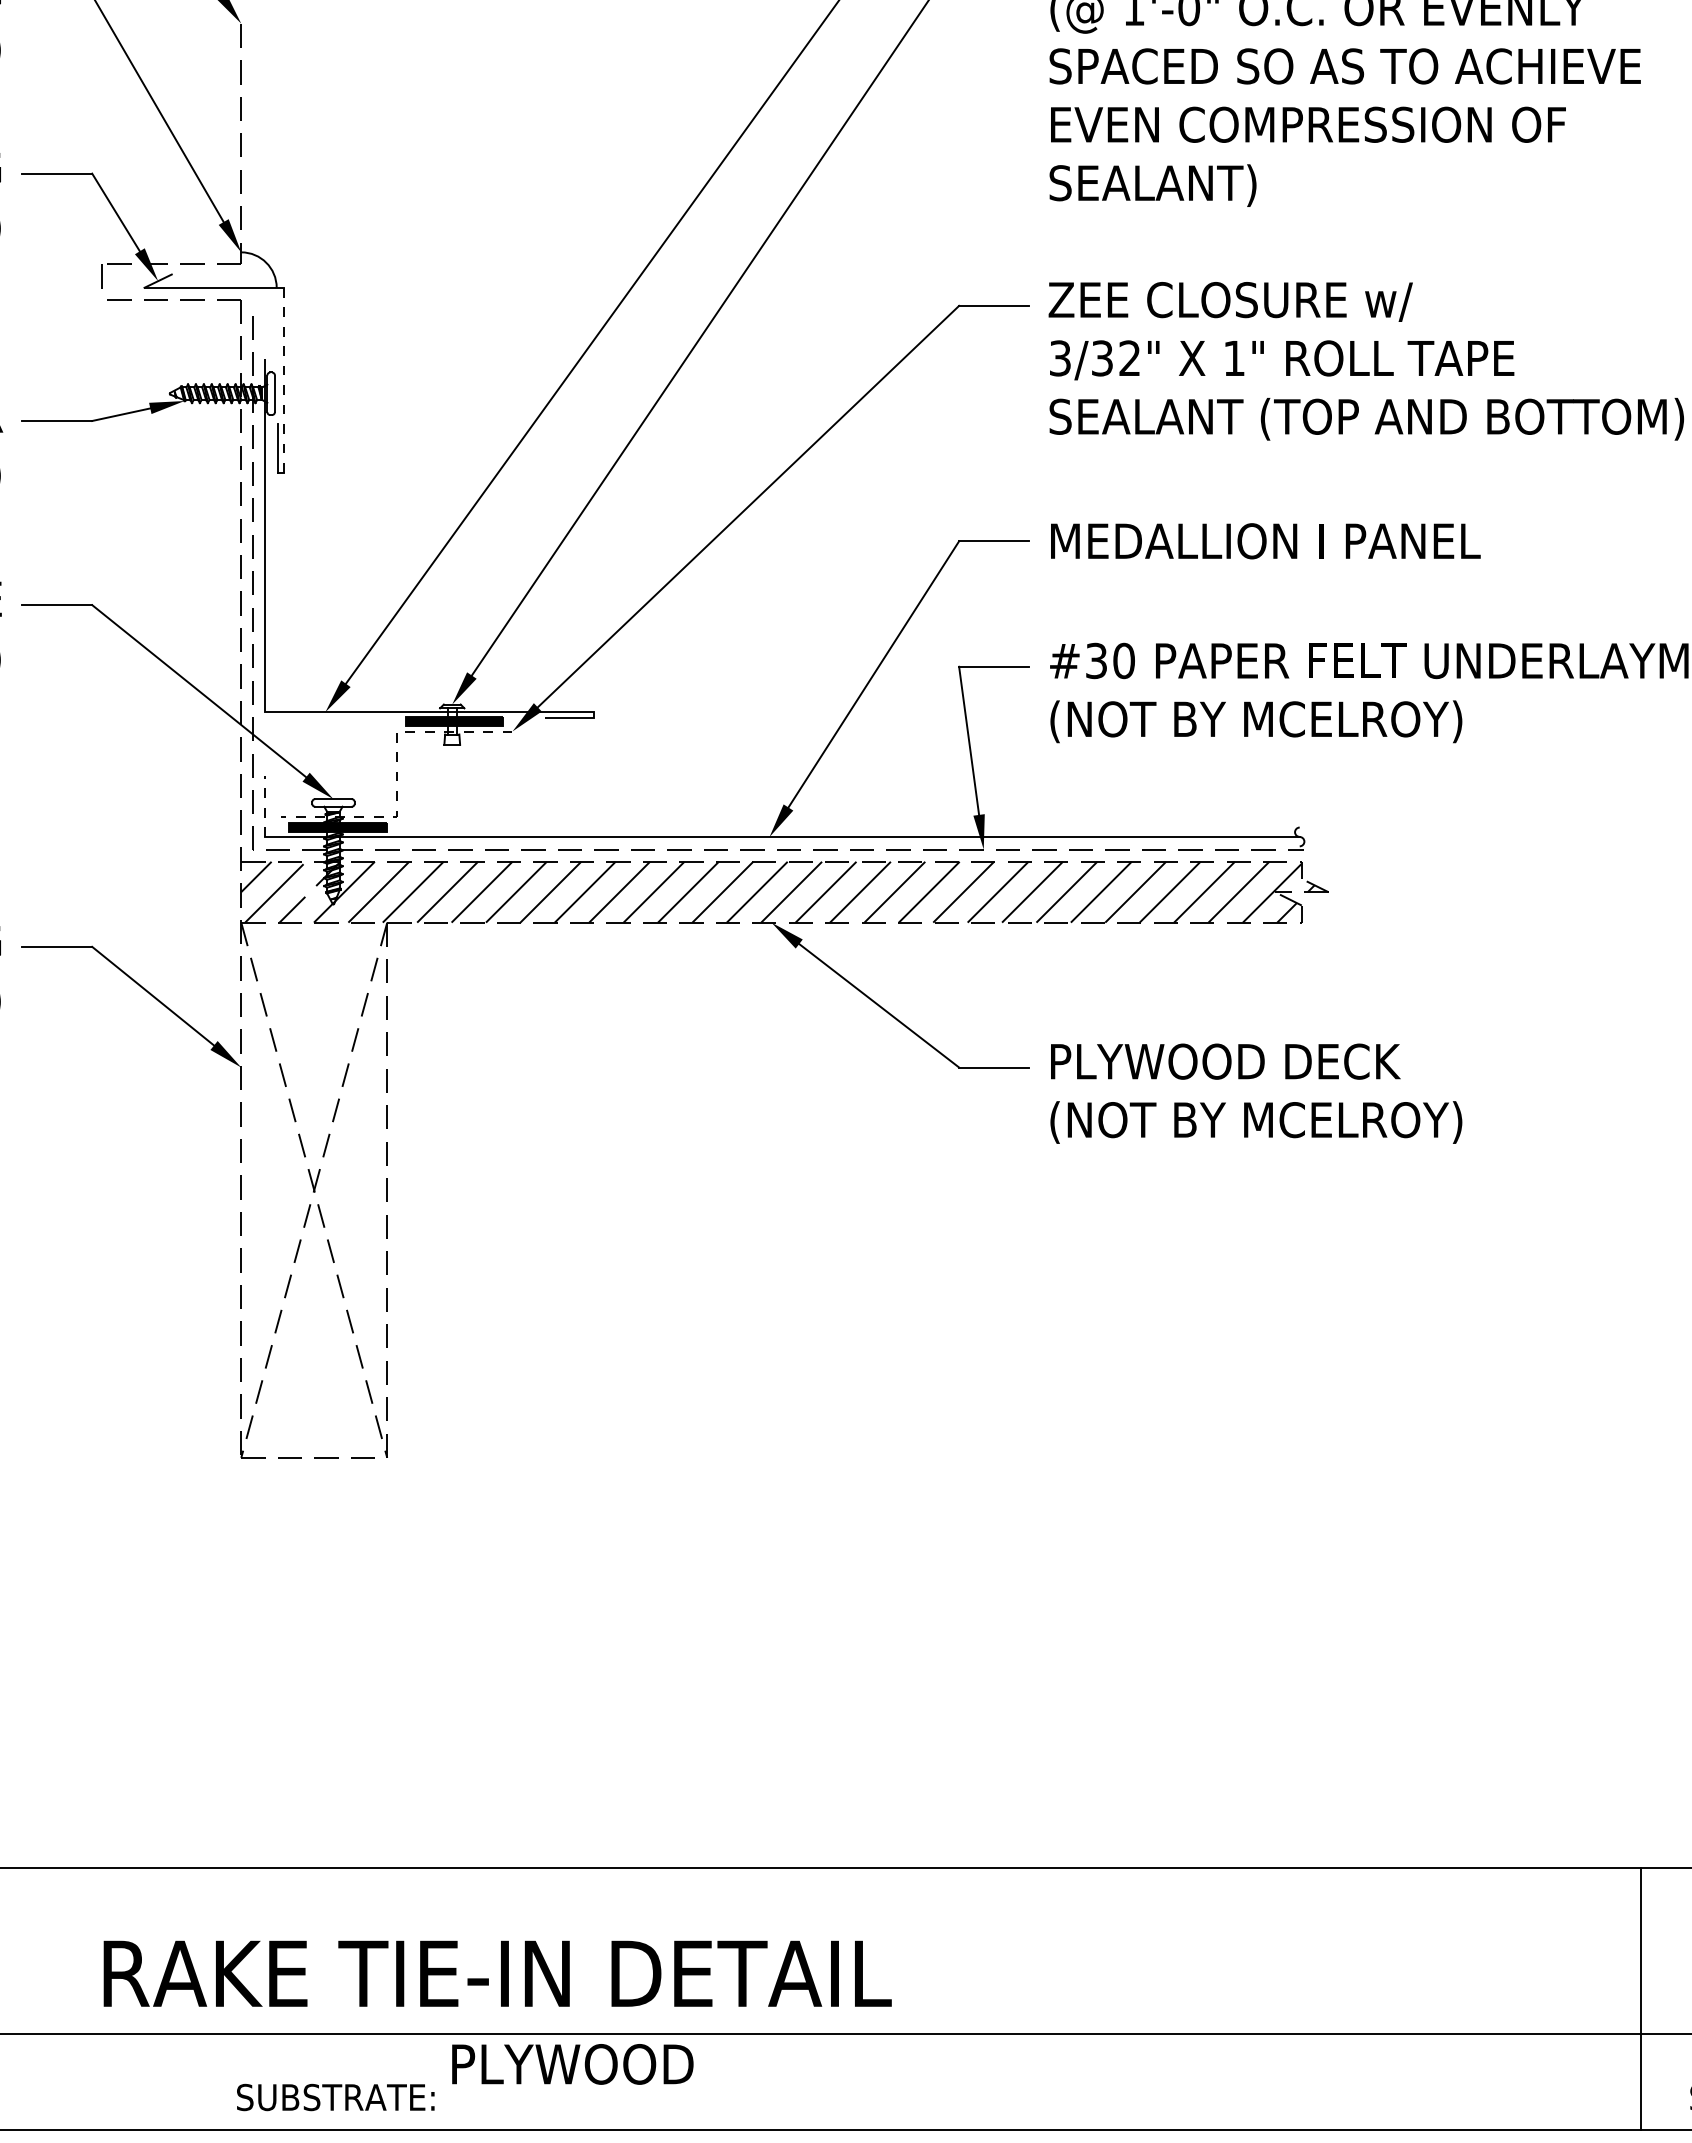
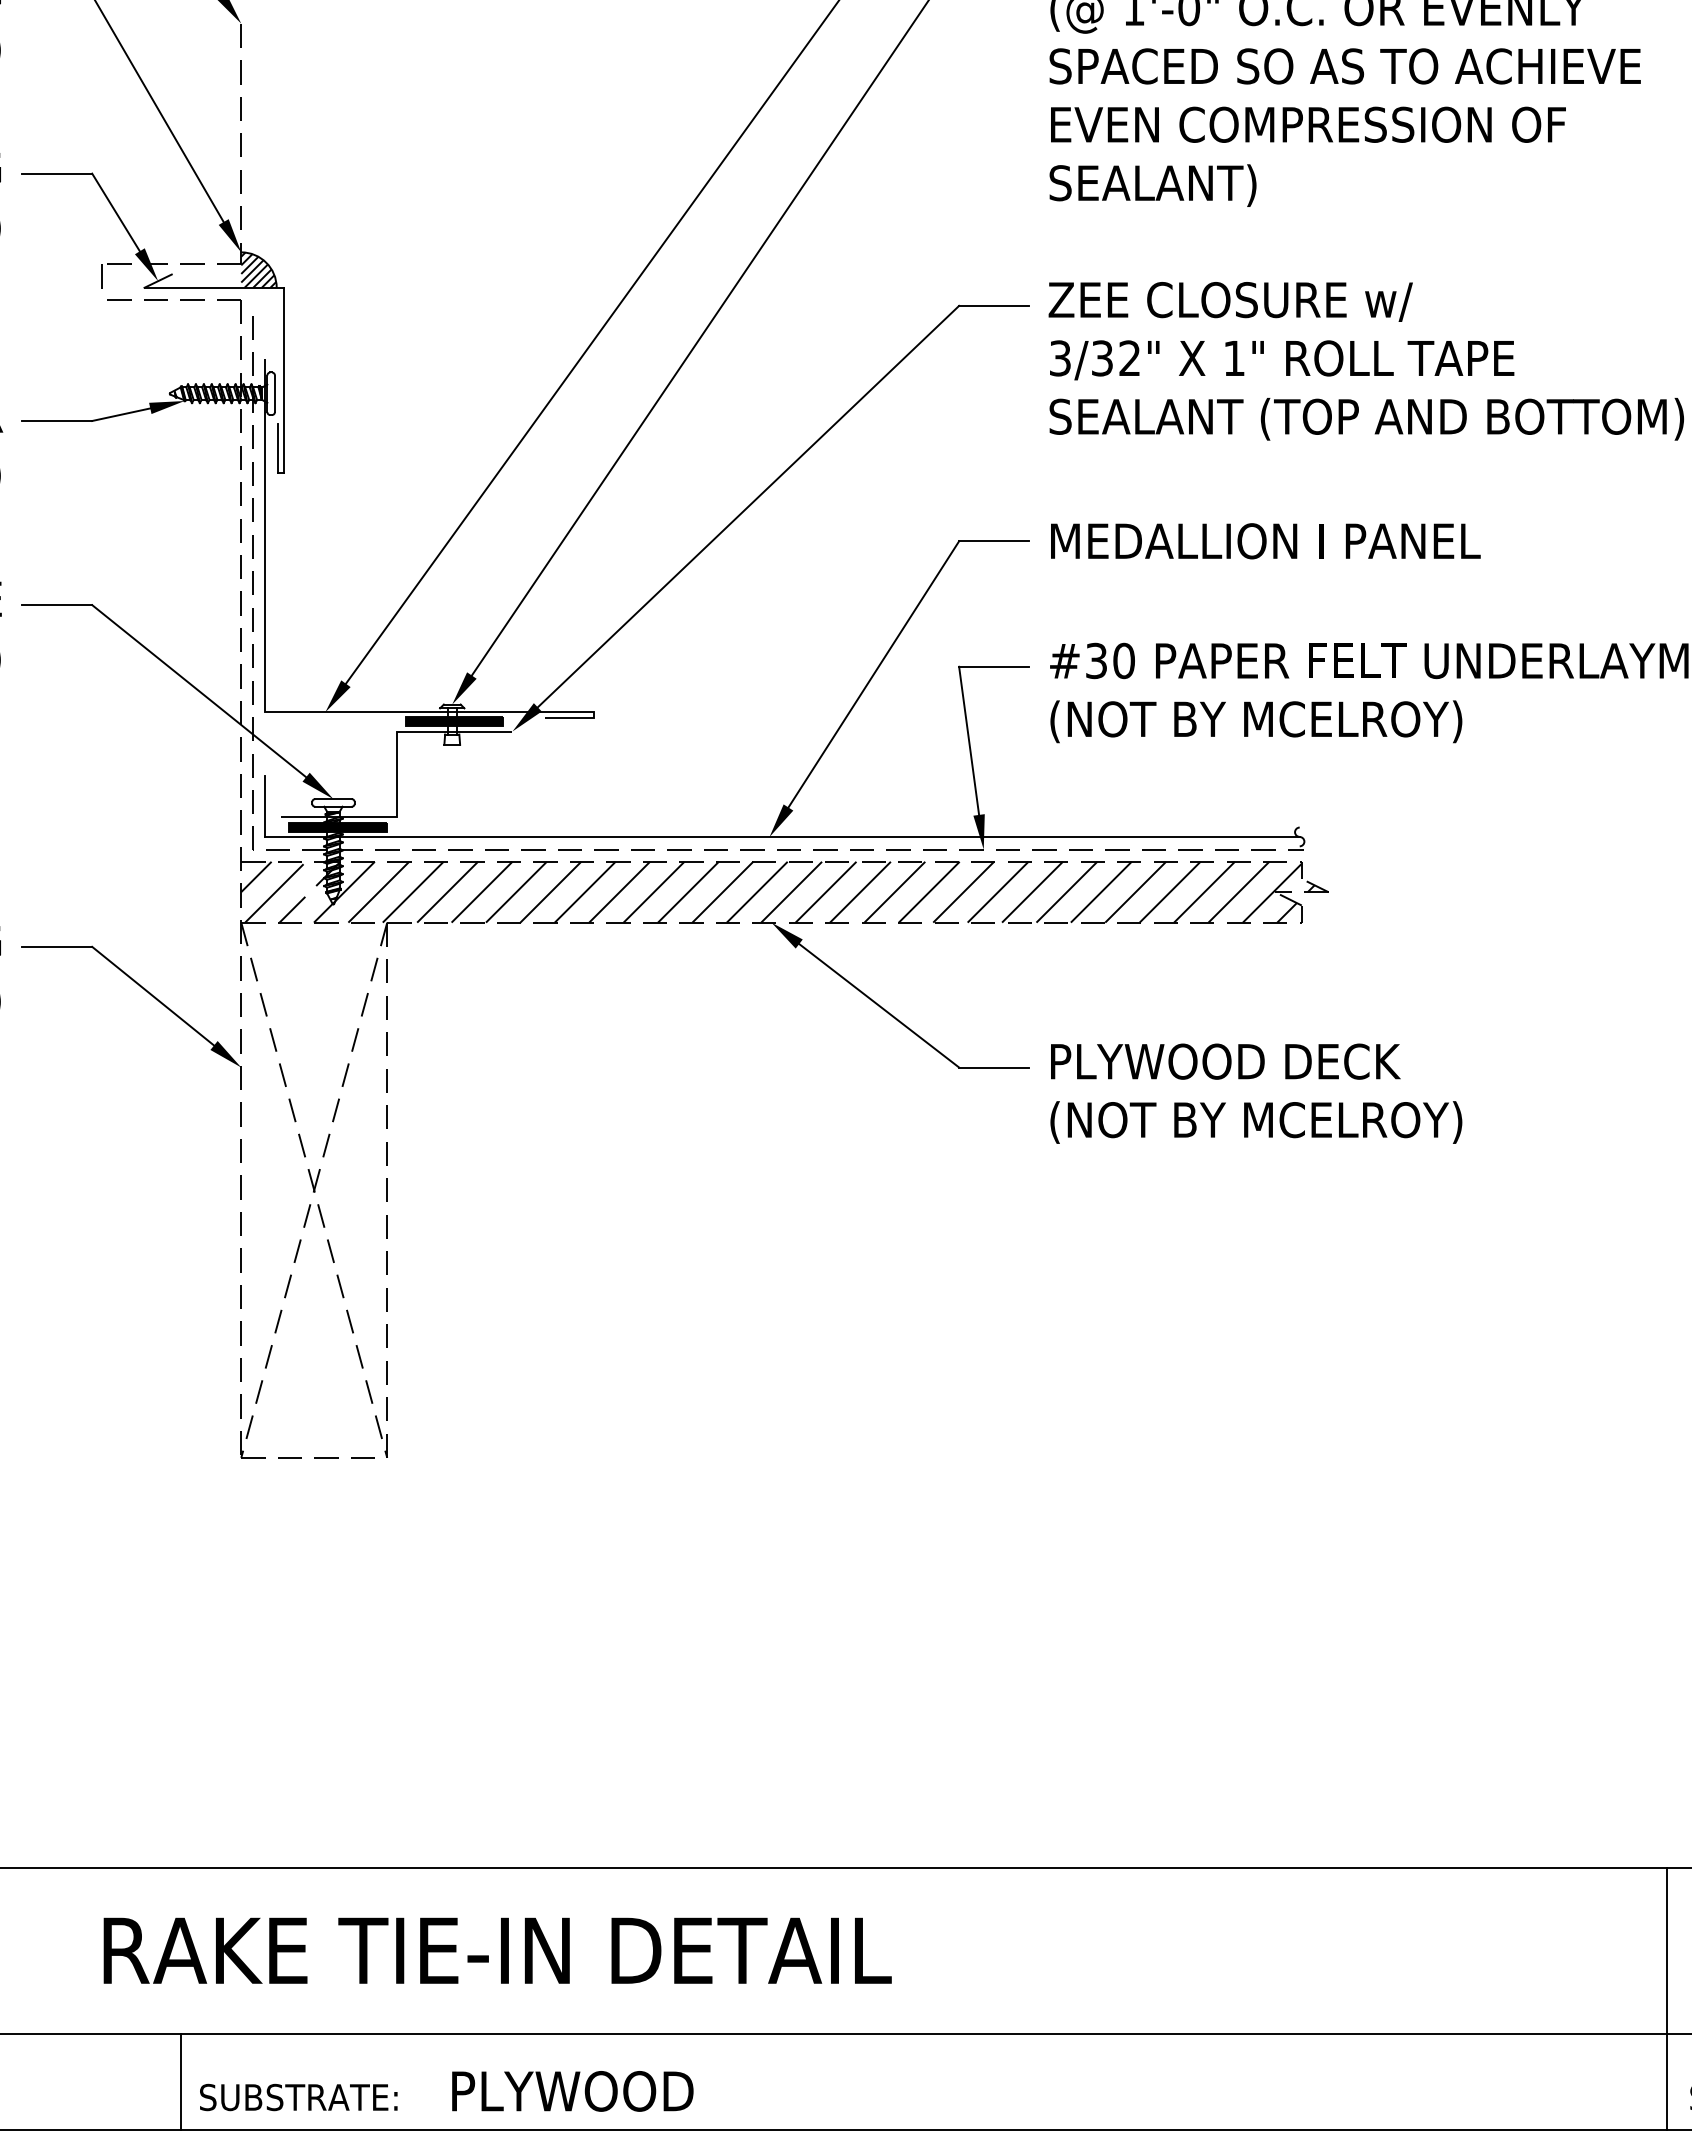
hatch: none -> present (258, 269)
line: dashed -> solid (284, 379)
line: dashed -> solid (396, 774)
line: dashed -> solid (264, 806)
text position: (497, 1973) -> (497, 1950) (497, 1950)
line position: (1640, 1998) -> (1666, 1998) (1666, 1998)
text position: (572, 2064) -> (572, 2091) (572, 2091)
line: none -> present (180, 2081)
text position: (335, 2097) -> (298, 2097) (298, 2097)
